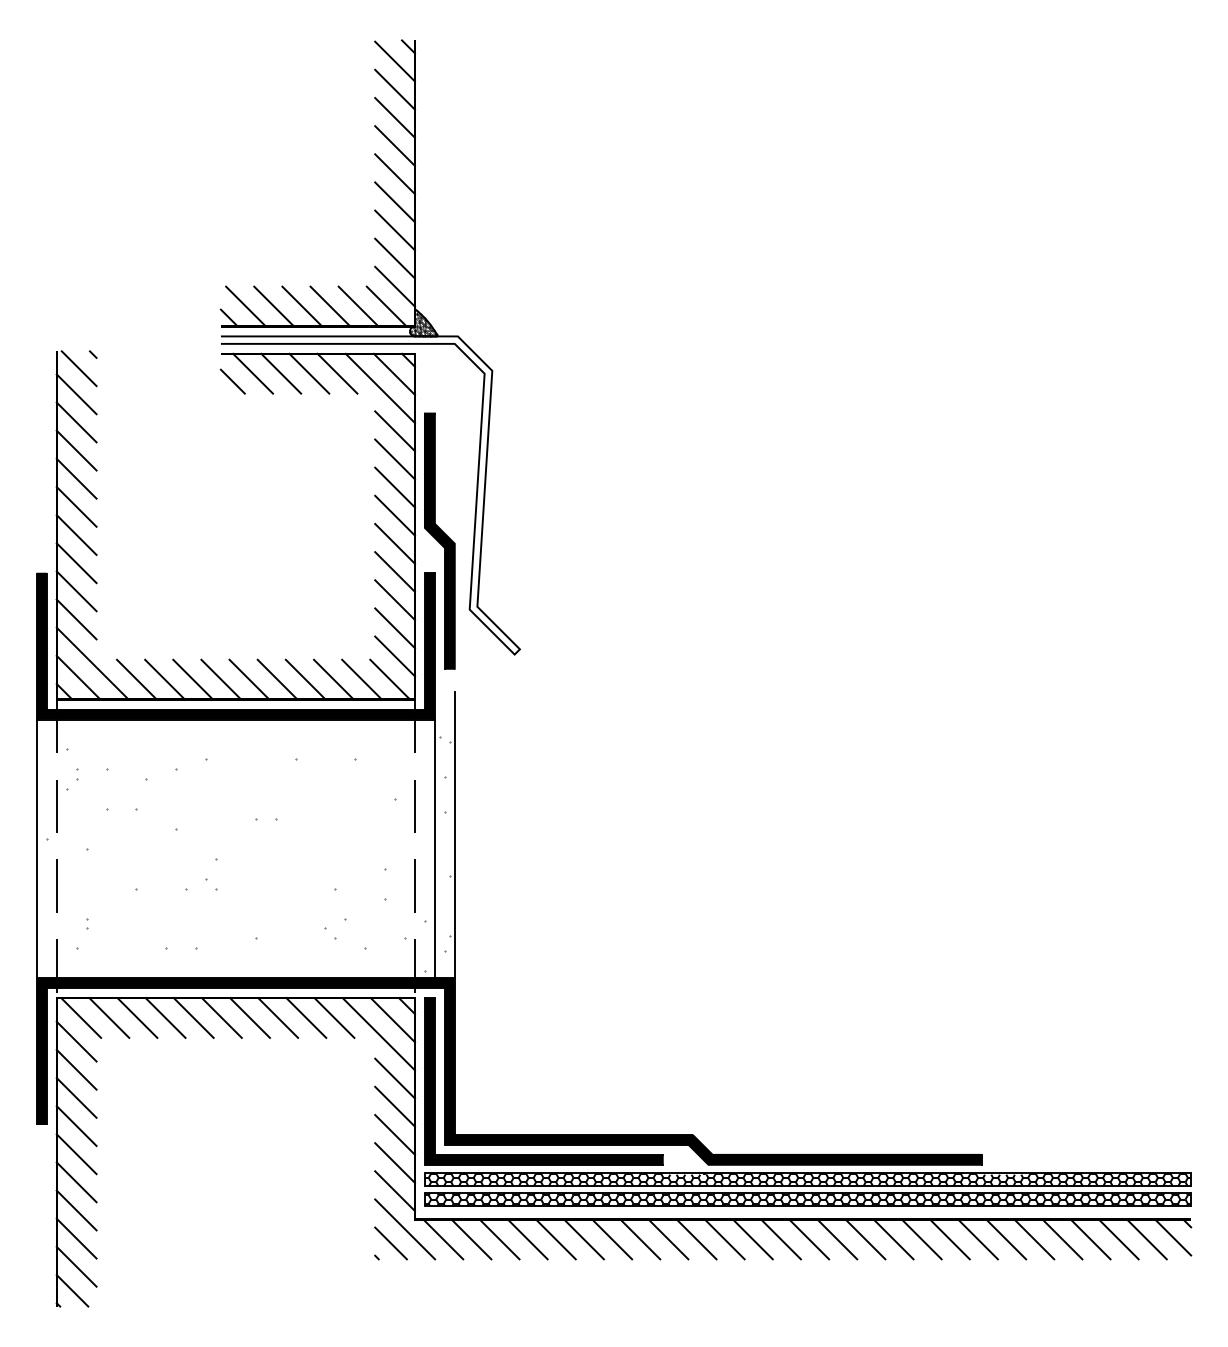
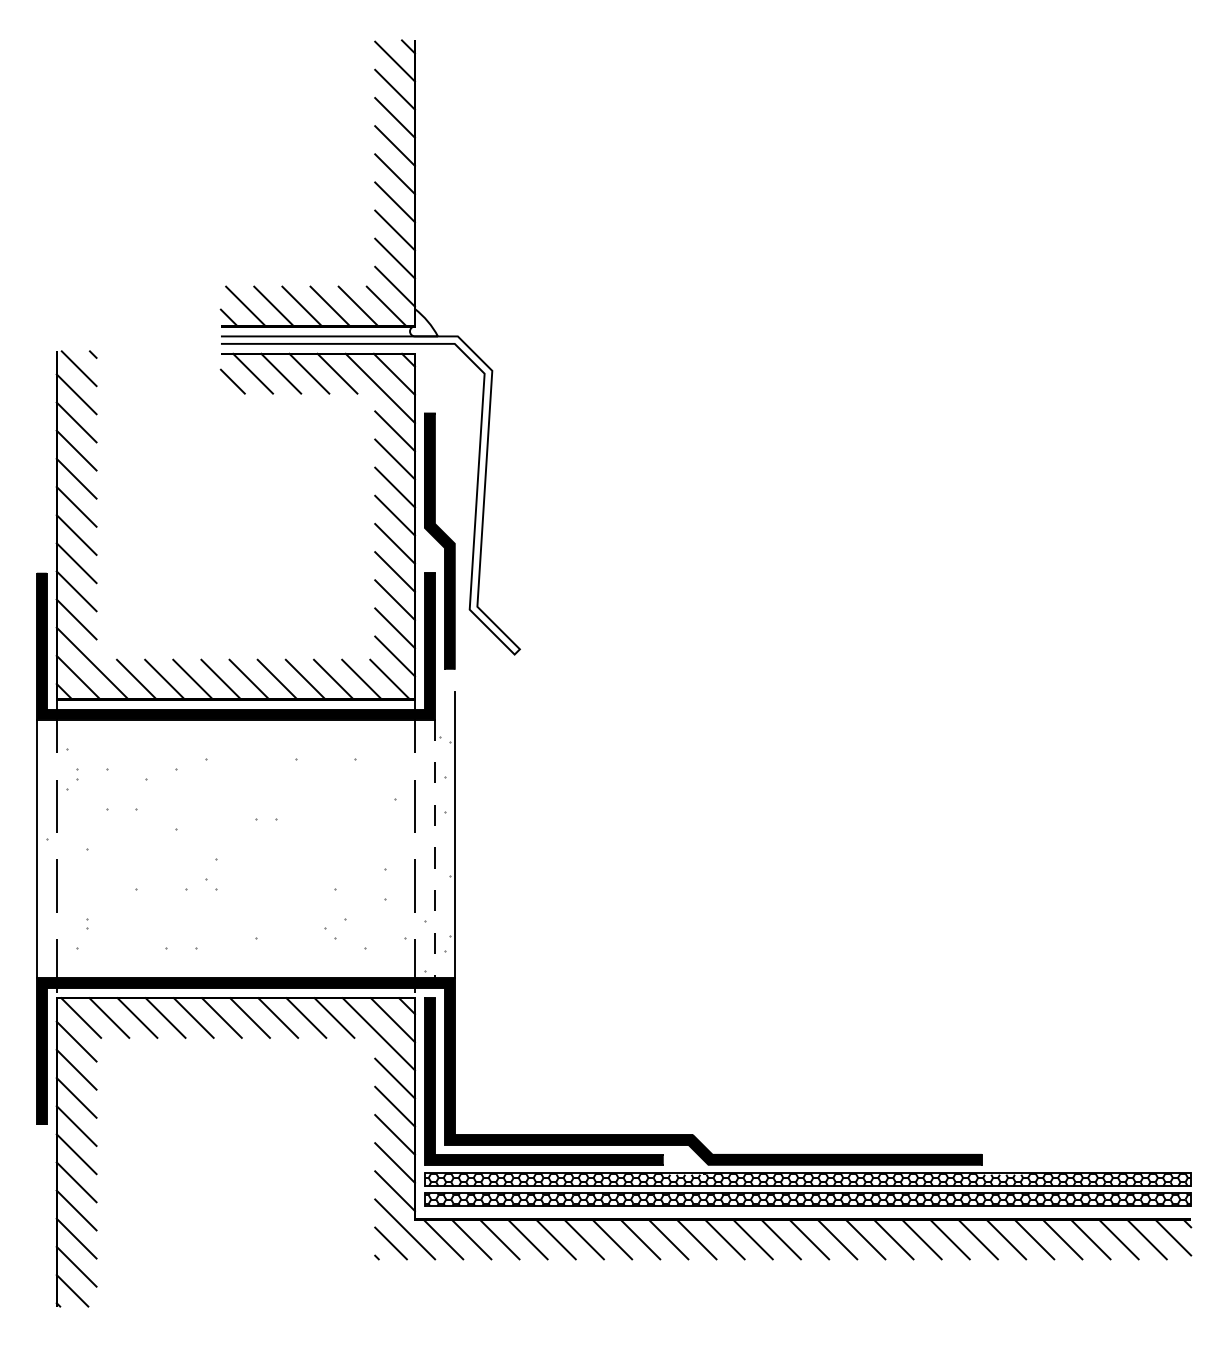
hatch: present -> none (423, 323)
line: solid -> dashed (434, 849)
